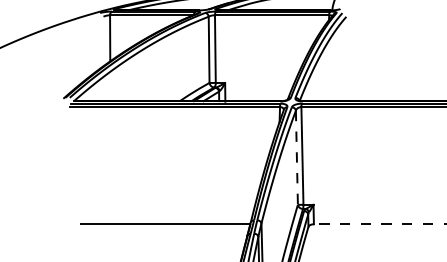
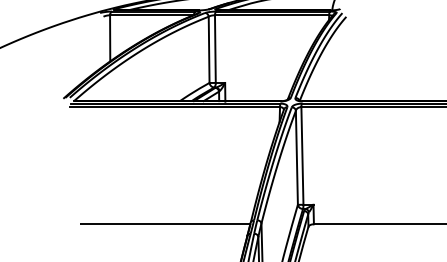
line: dashed -> solid (296, 157)
line: dashed -> solid (379, 224)
